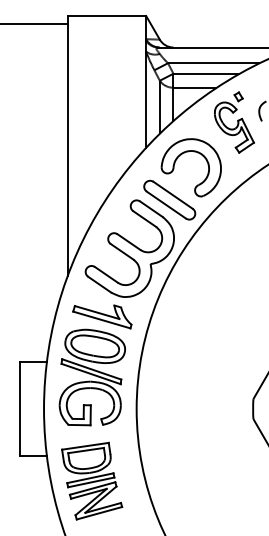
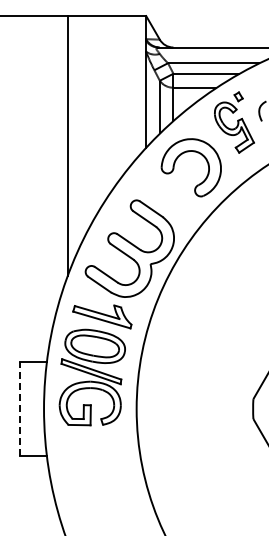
line position: (34, 23) -> (34, 15) (34, 15)
part: present -> none (169, 199)
line: solid -> dashed (20, 408)
part: present -> none (92, 480)
